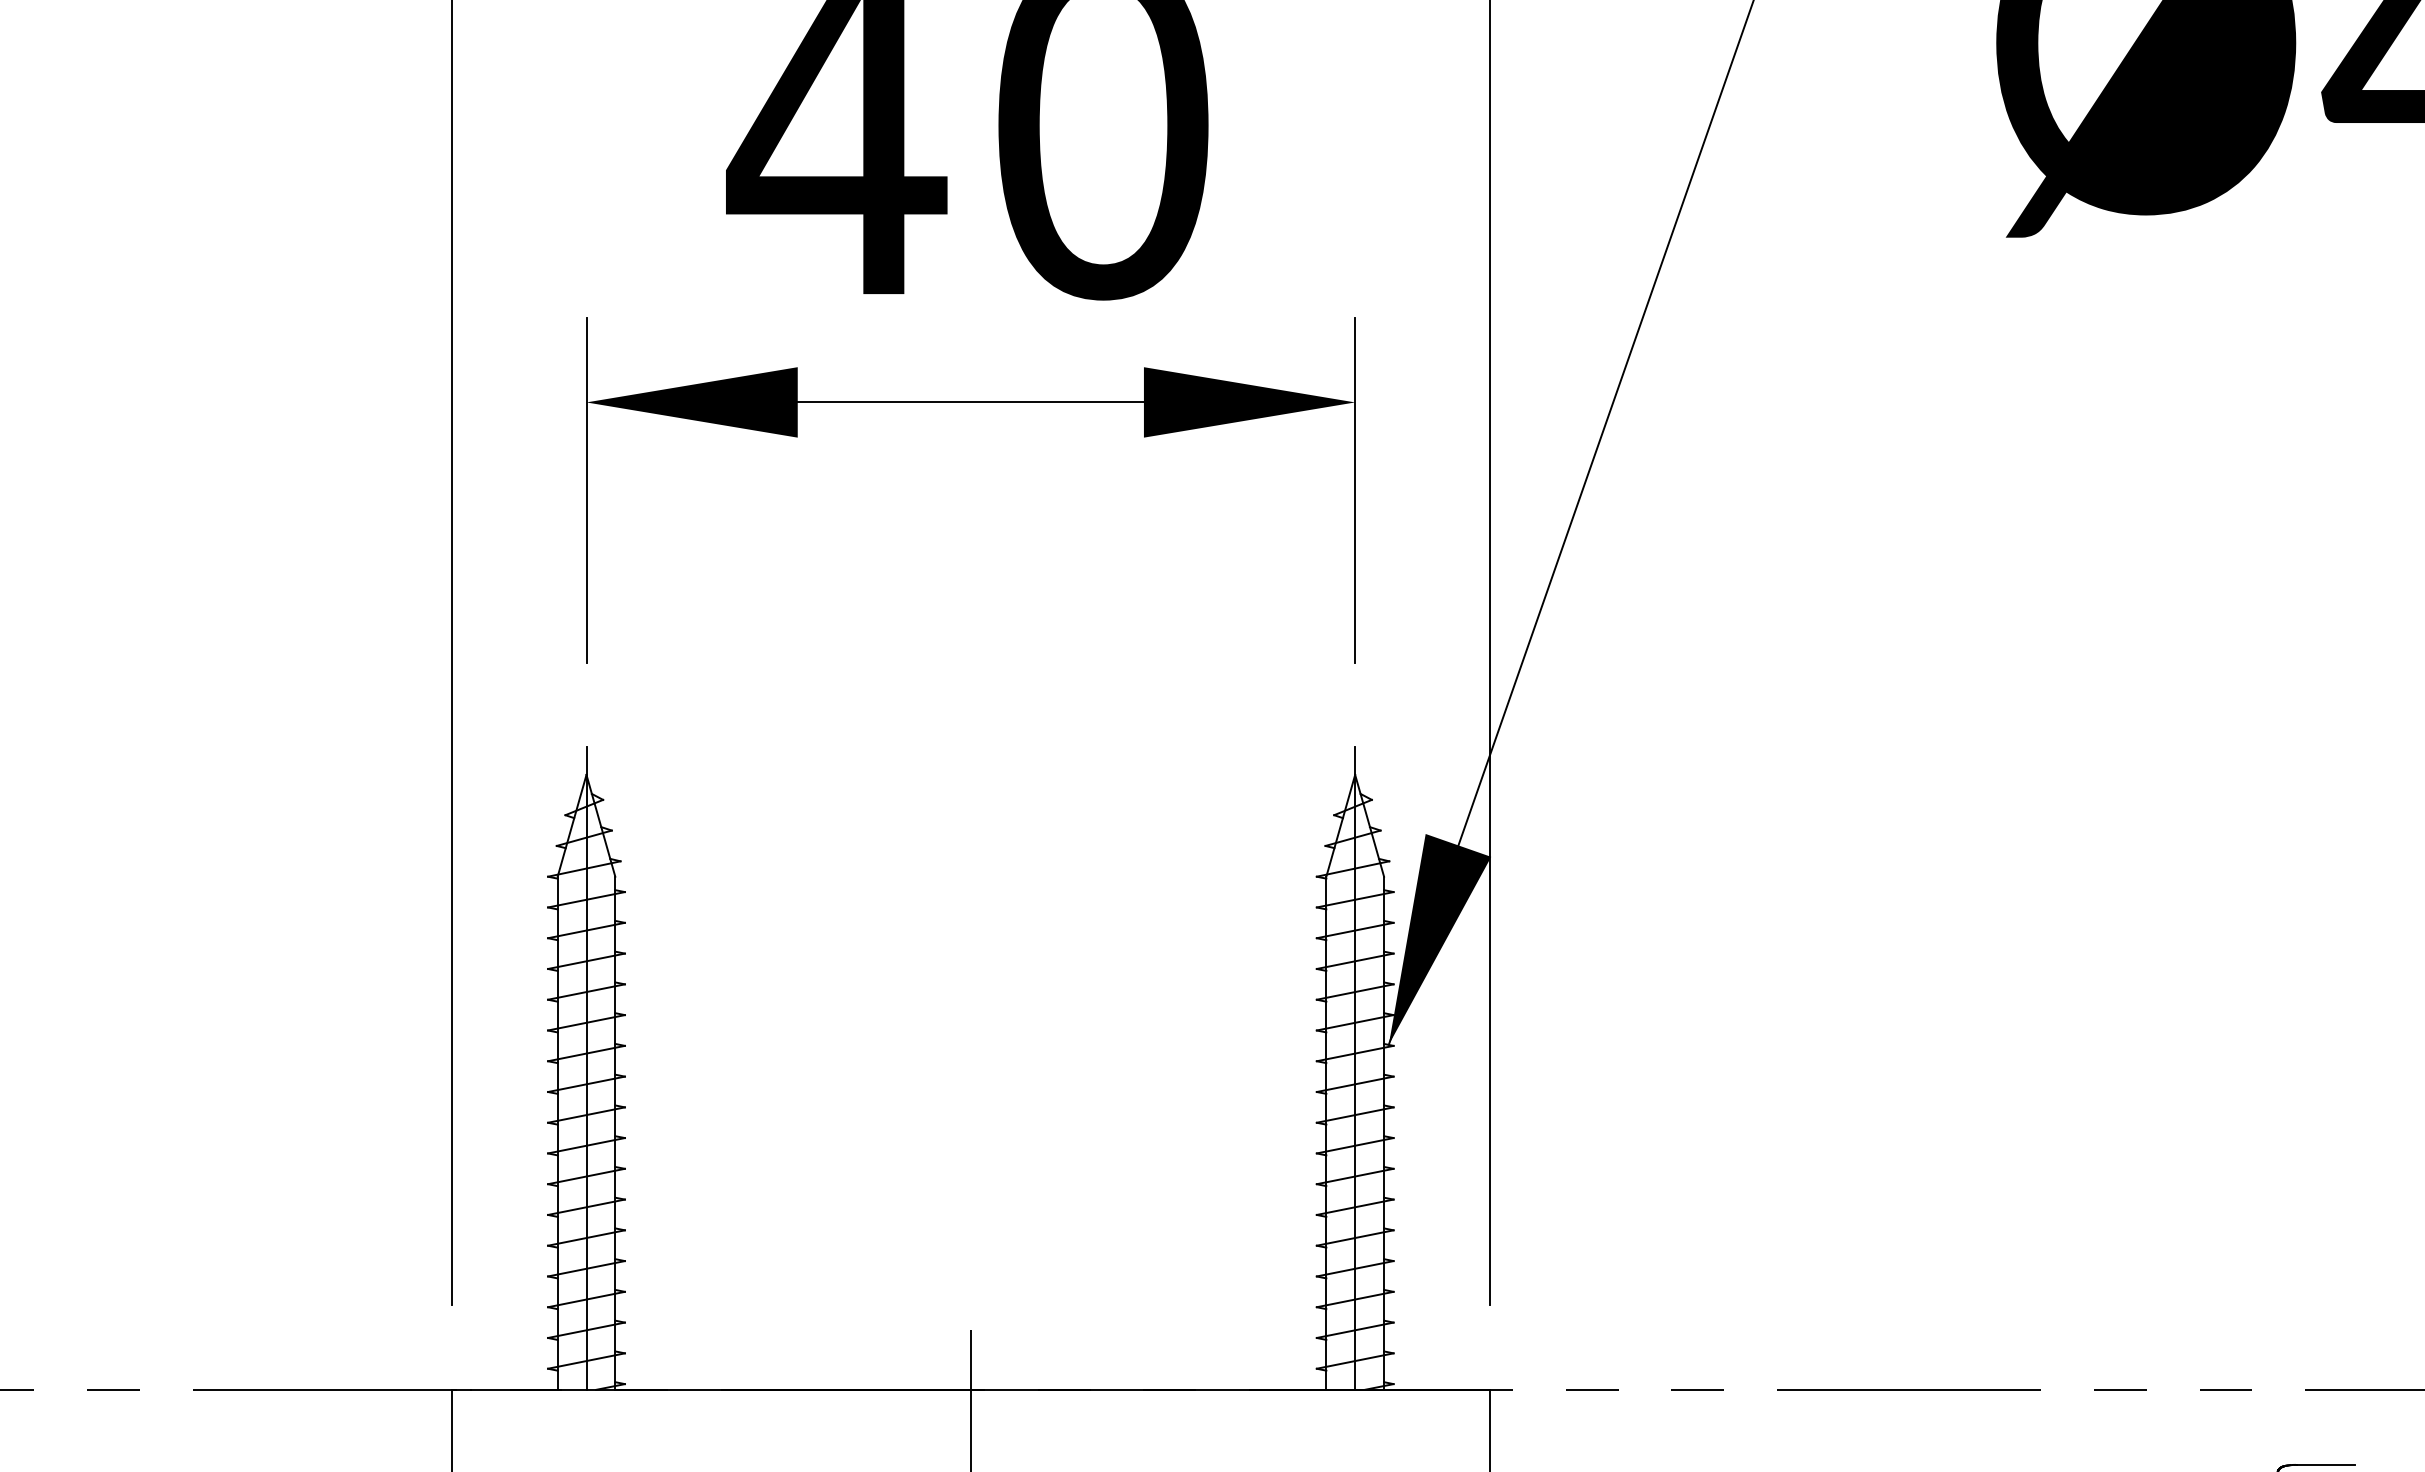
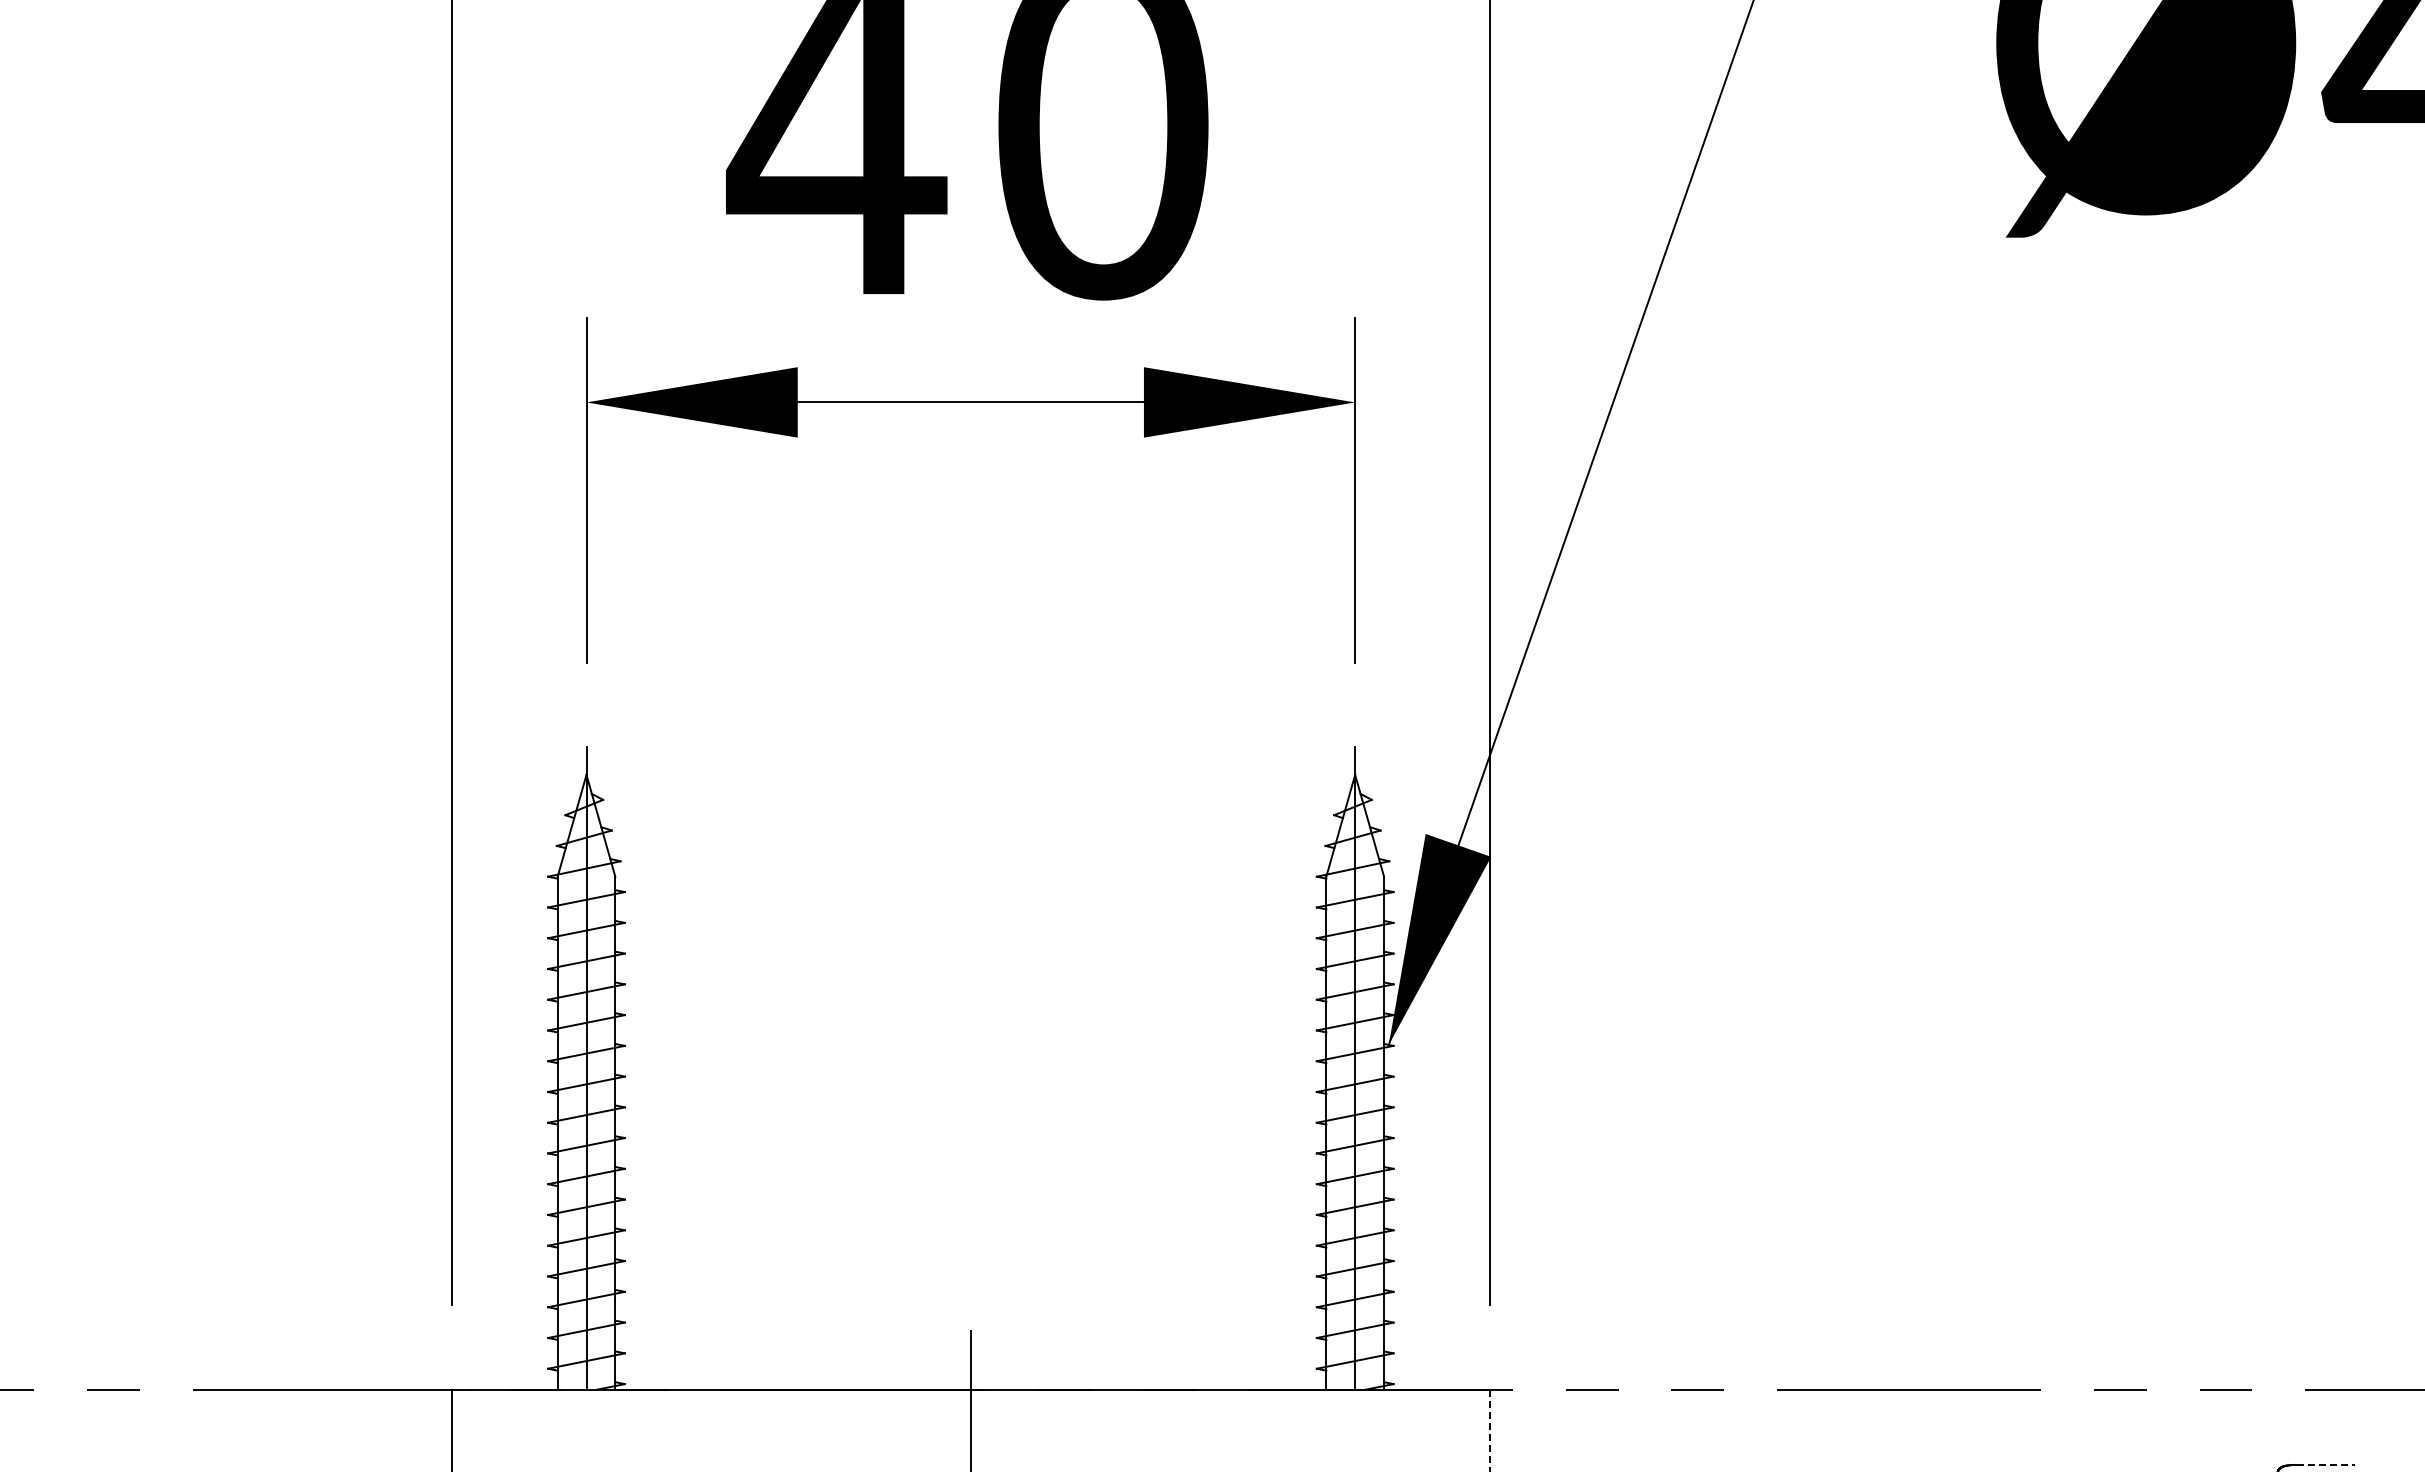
line: solid -> dashed (1489, 1430)
line: solid -> dashed (2325, 1464)
